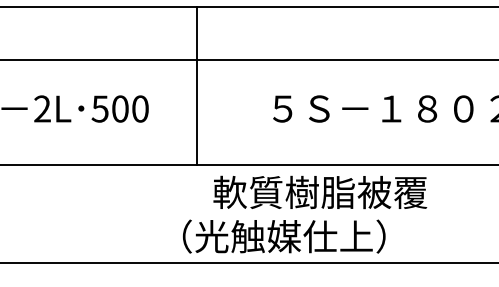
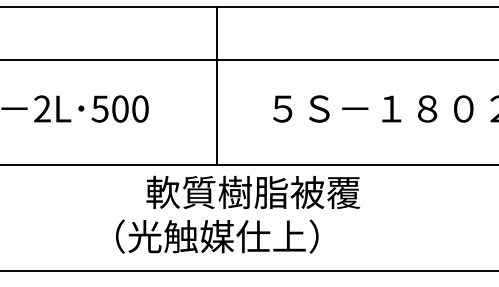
line position: (197, 85) -> (217, 85) (217, 85)
text position: (305, 214) -> (238, 214) (238, 214)
line position: (248, 263) -> (248, 271) (248, 271)
